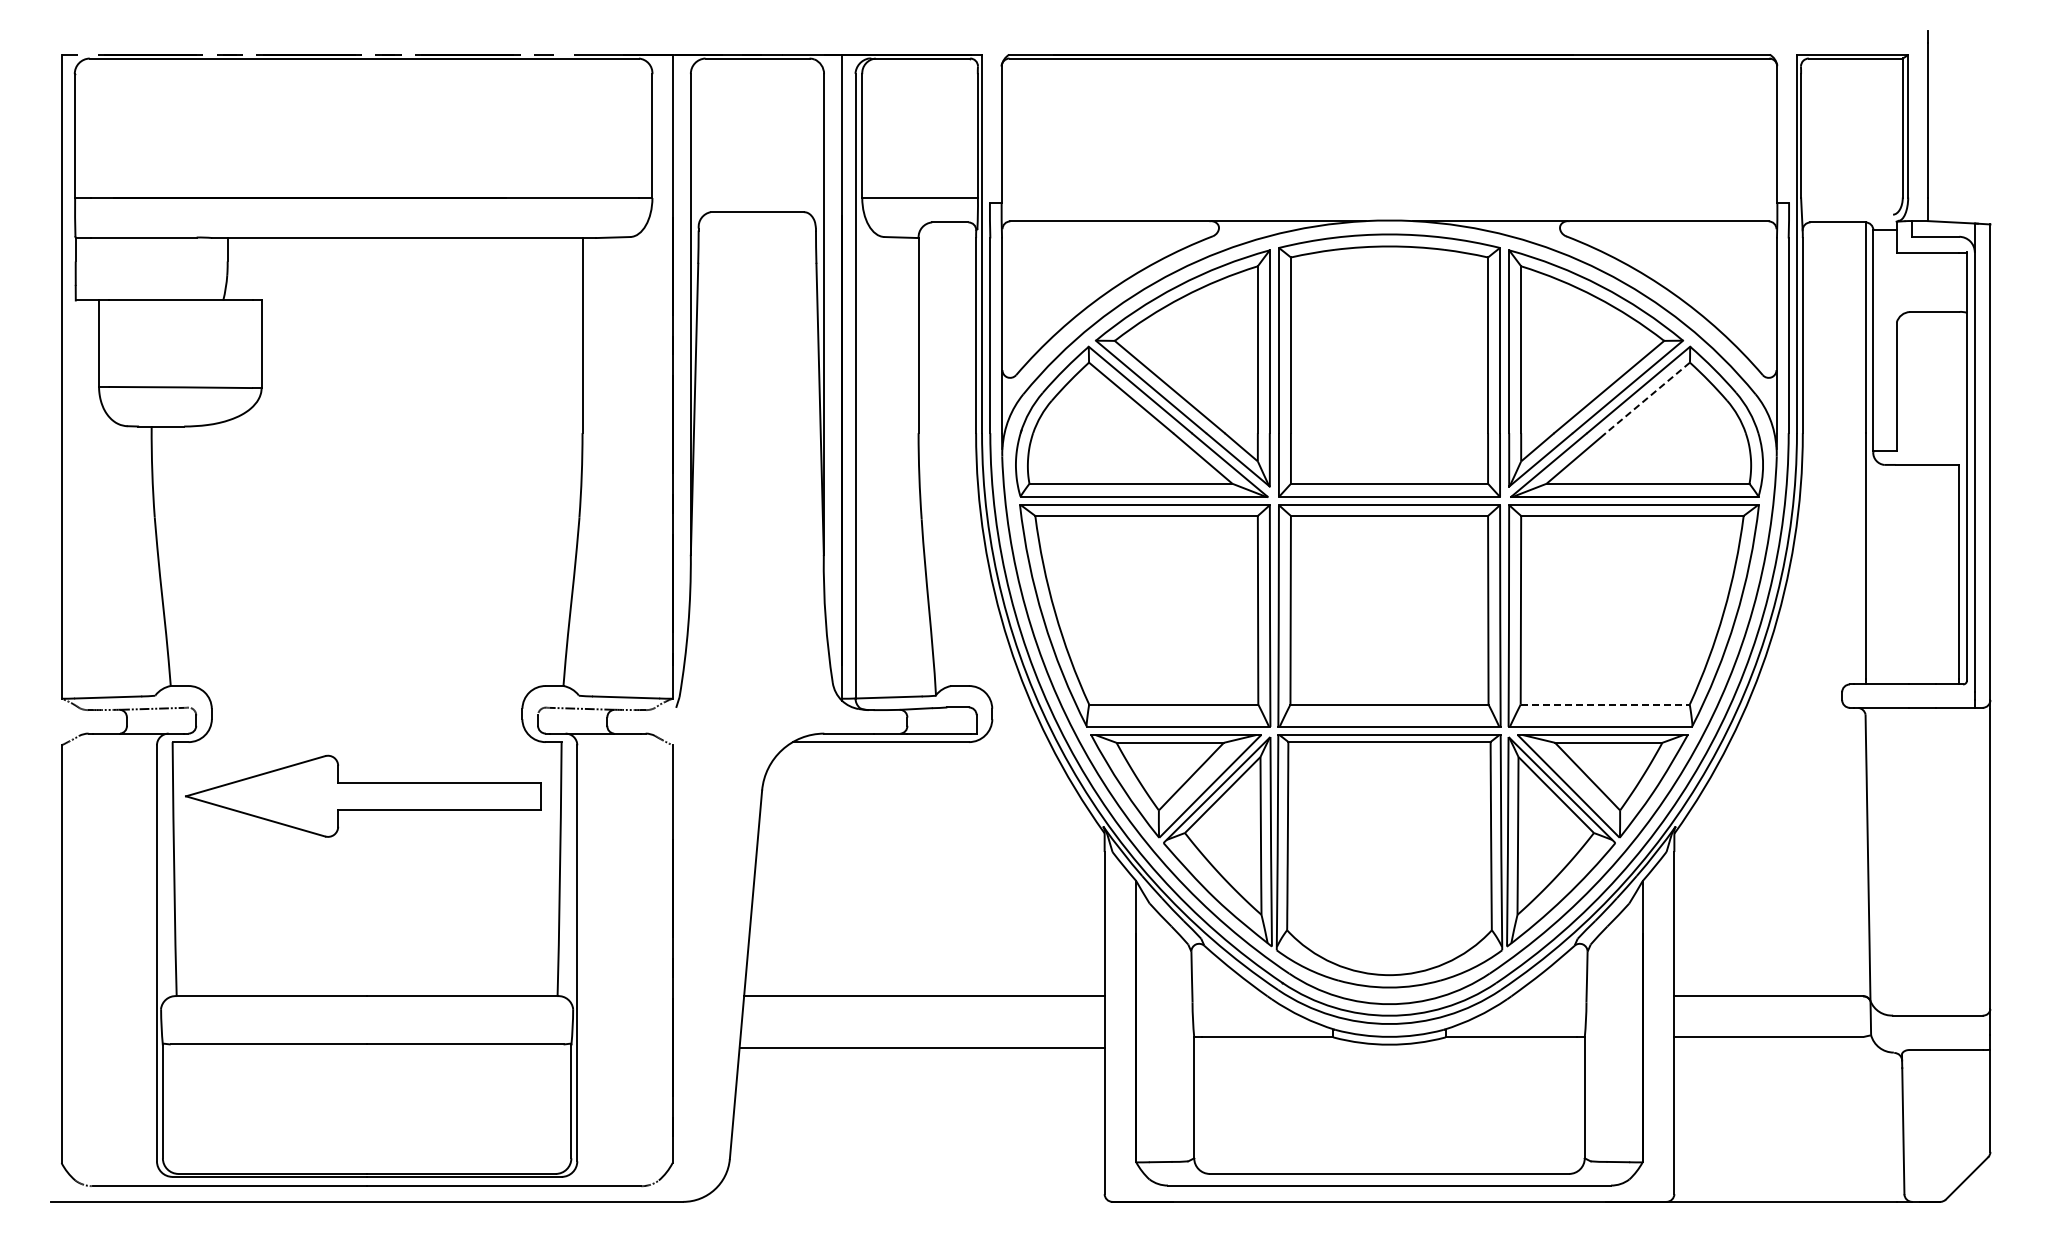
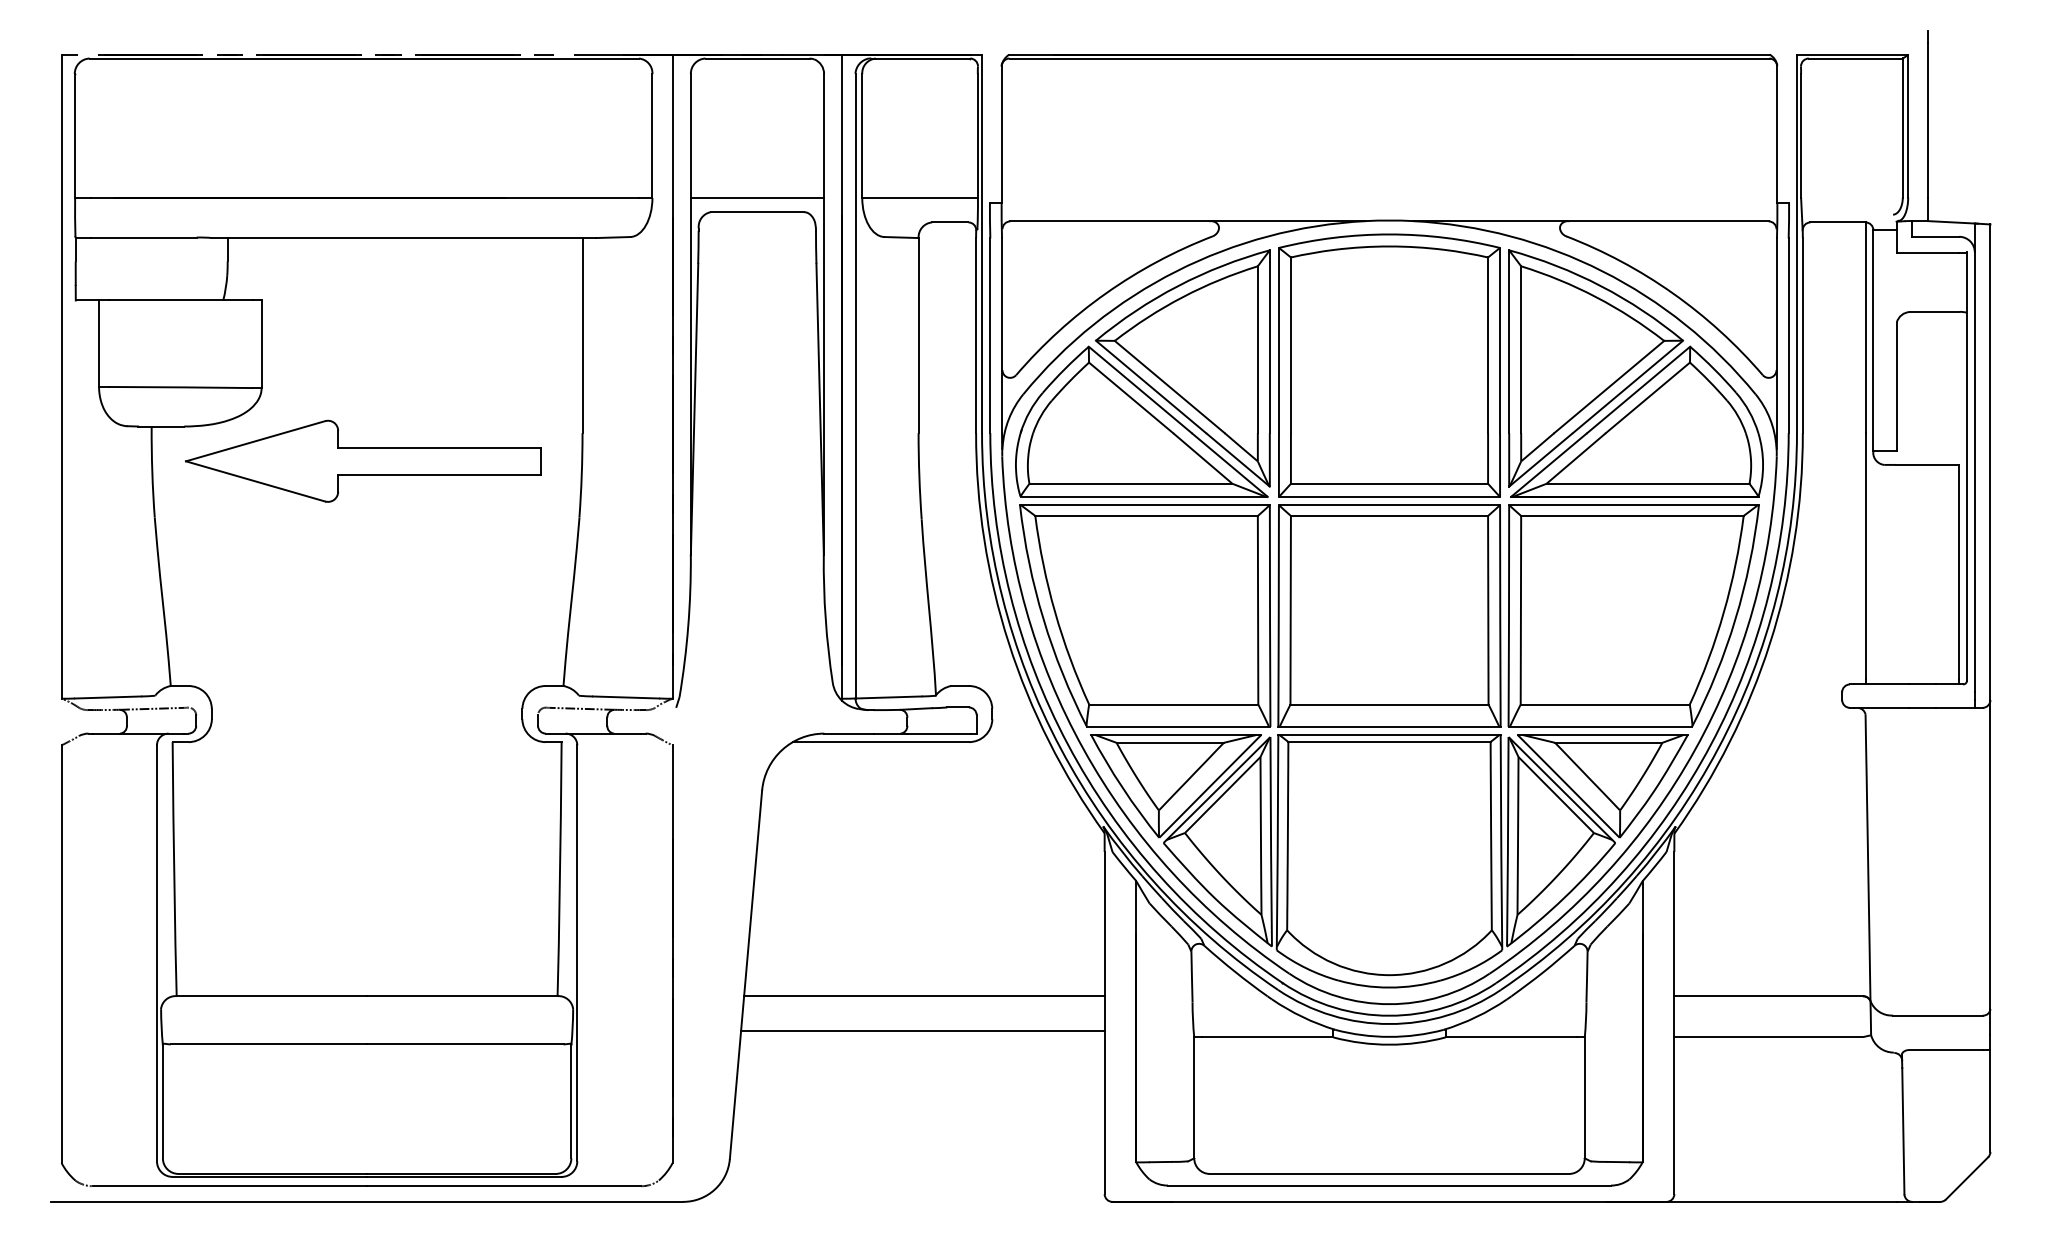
line: none -> present (756, 198)
line: dashed -> solid (1647, 397)
line: dashed -> solid (1605, 704)
part position: (363, 795) -> (363, 460) (363, 460)
line position: (922, 1047) -> (922, 1030) (922, 1030)
